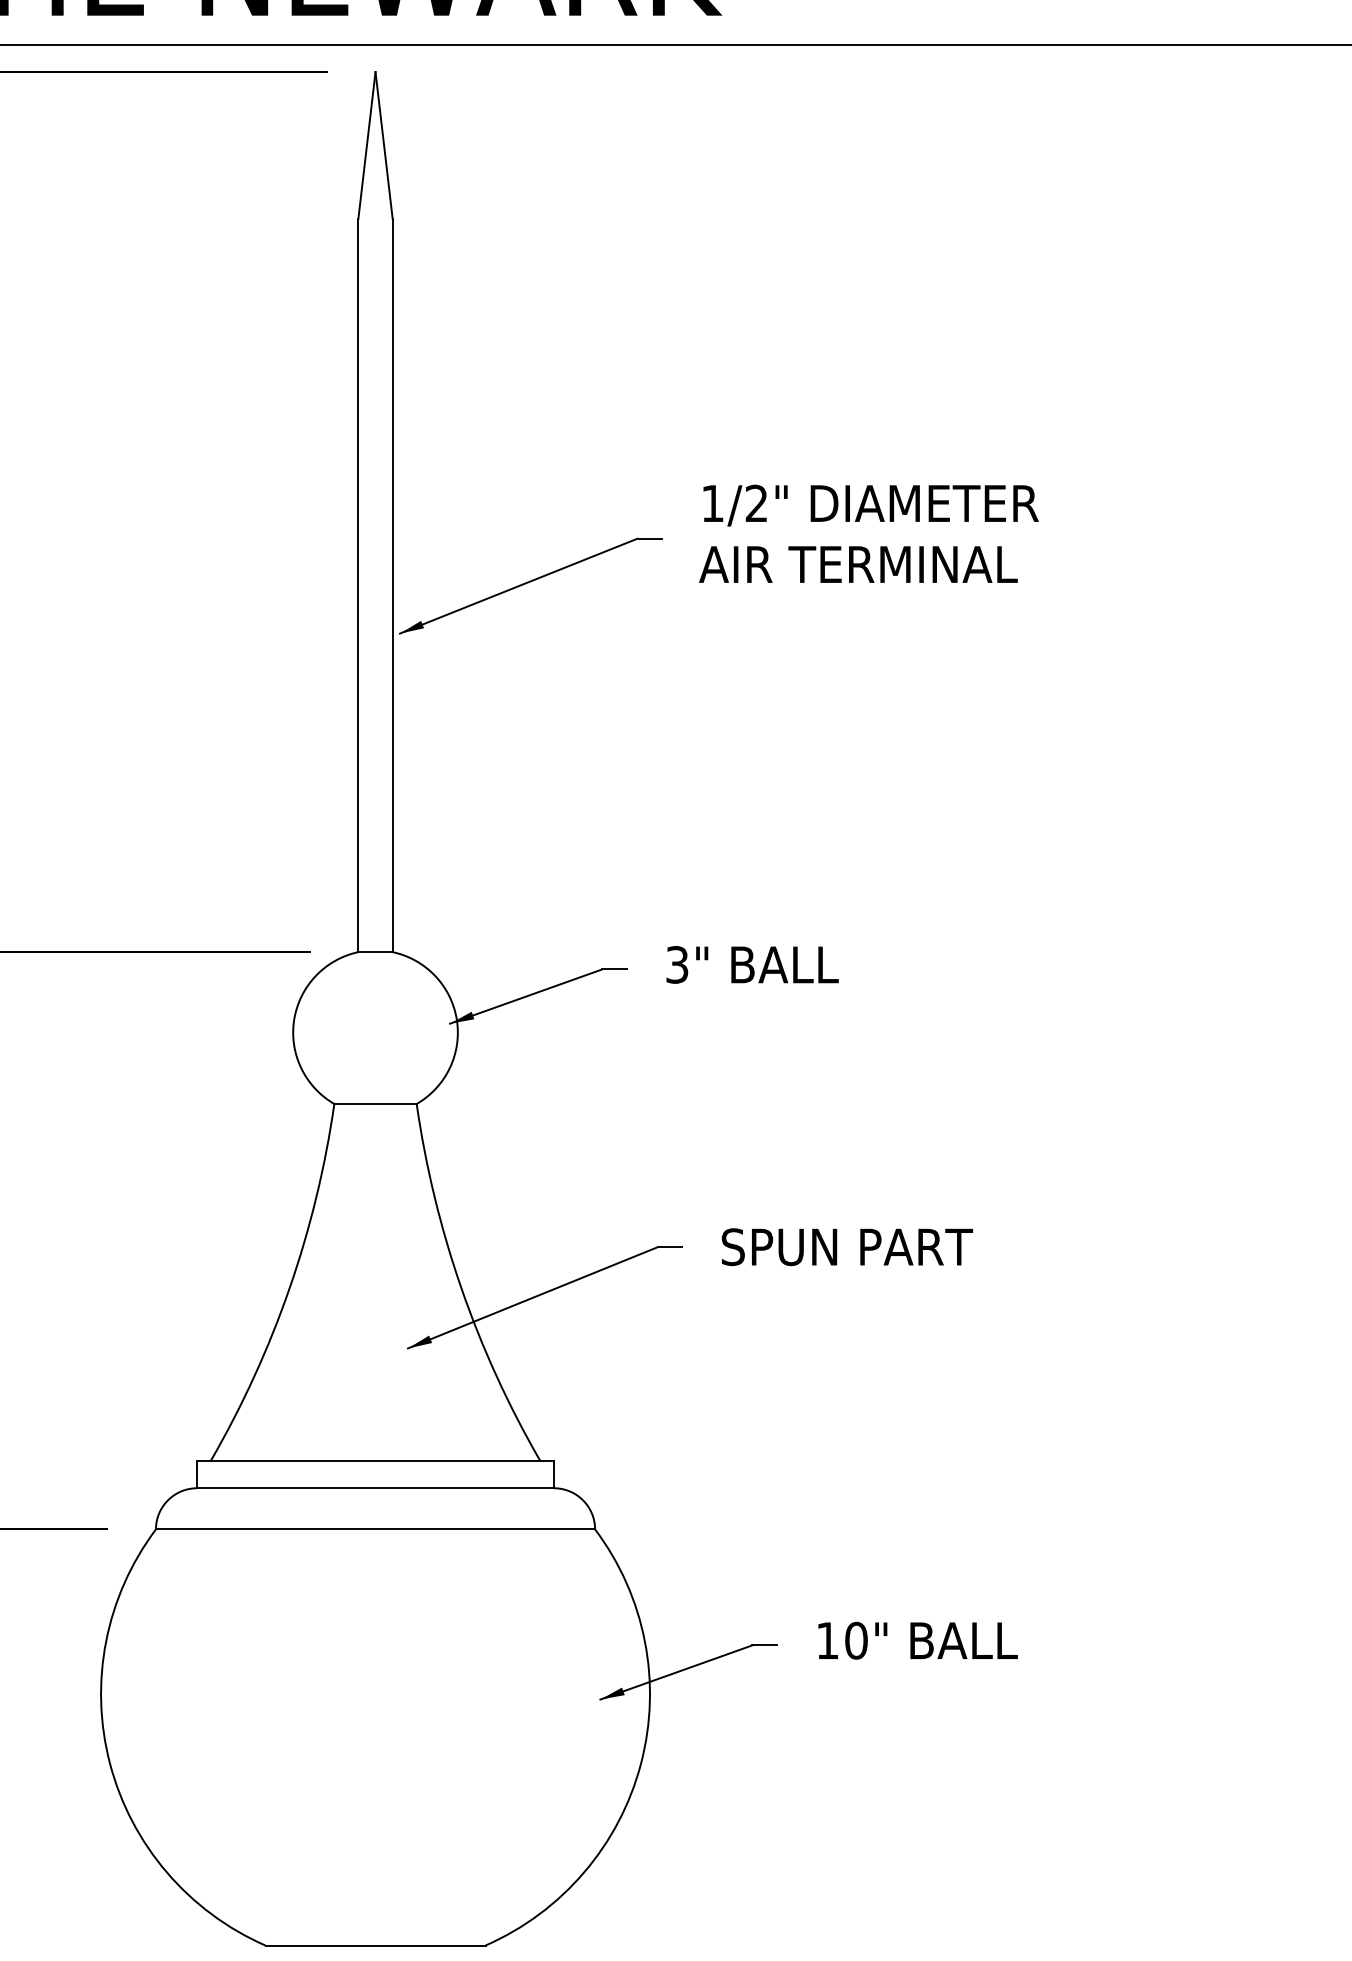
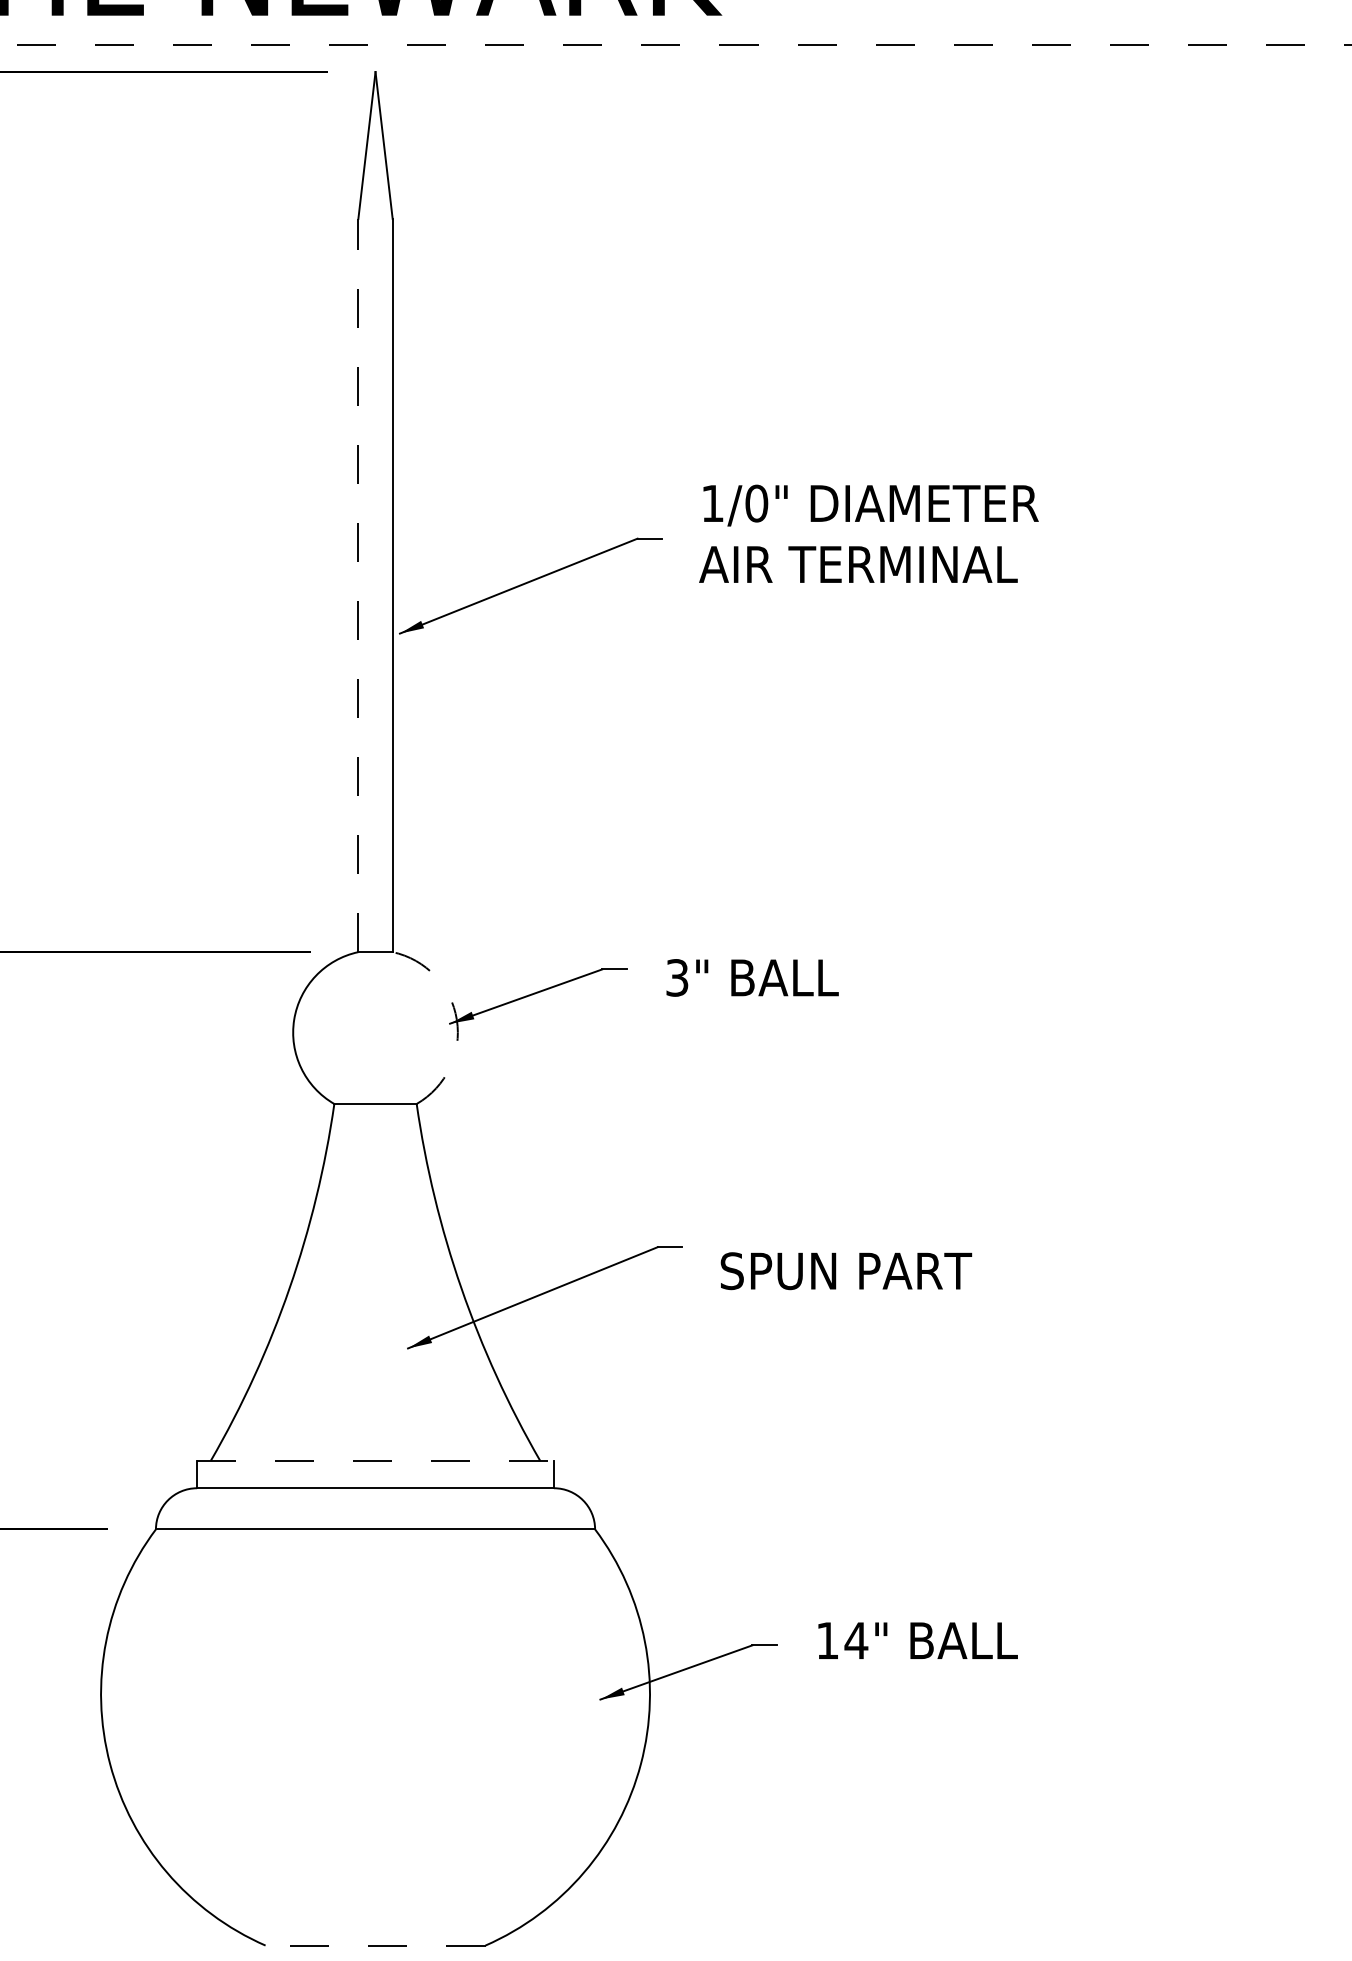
line: solid -> dashed (675, 44)
text: 1/2" -> 1/0" (756, 503)
line: solid -> dashed (358, 585)
text position: (752, 964) -> (752, 977) (752, 977)
arc: solid -> dashed (456, 1019)
text position: (847, 1247) -> (846, 1271) (846, 1271)
line: solid -> dashed (376, 1460)
text: 10" -> 14" (856, 1640)
line: solid -> dashed (375, 1945)
